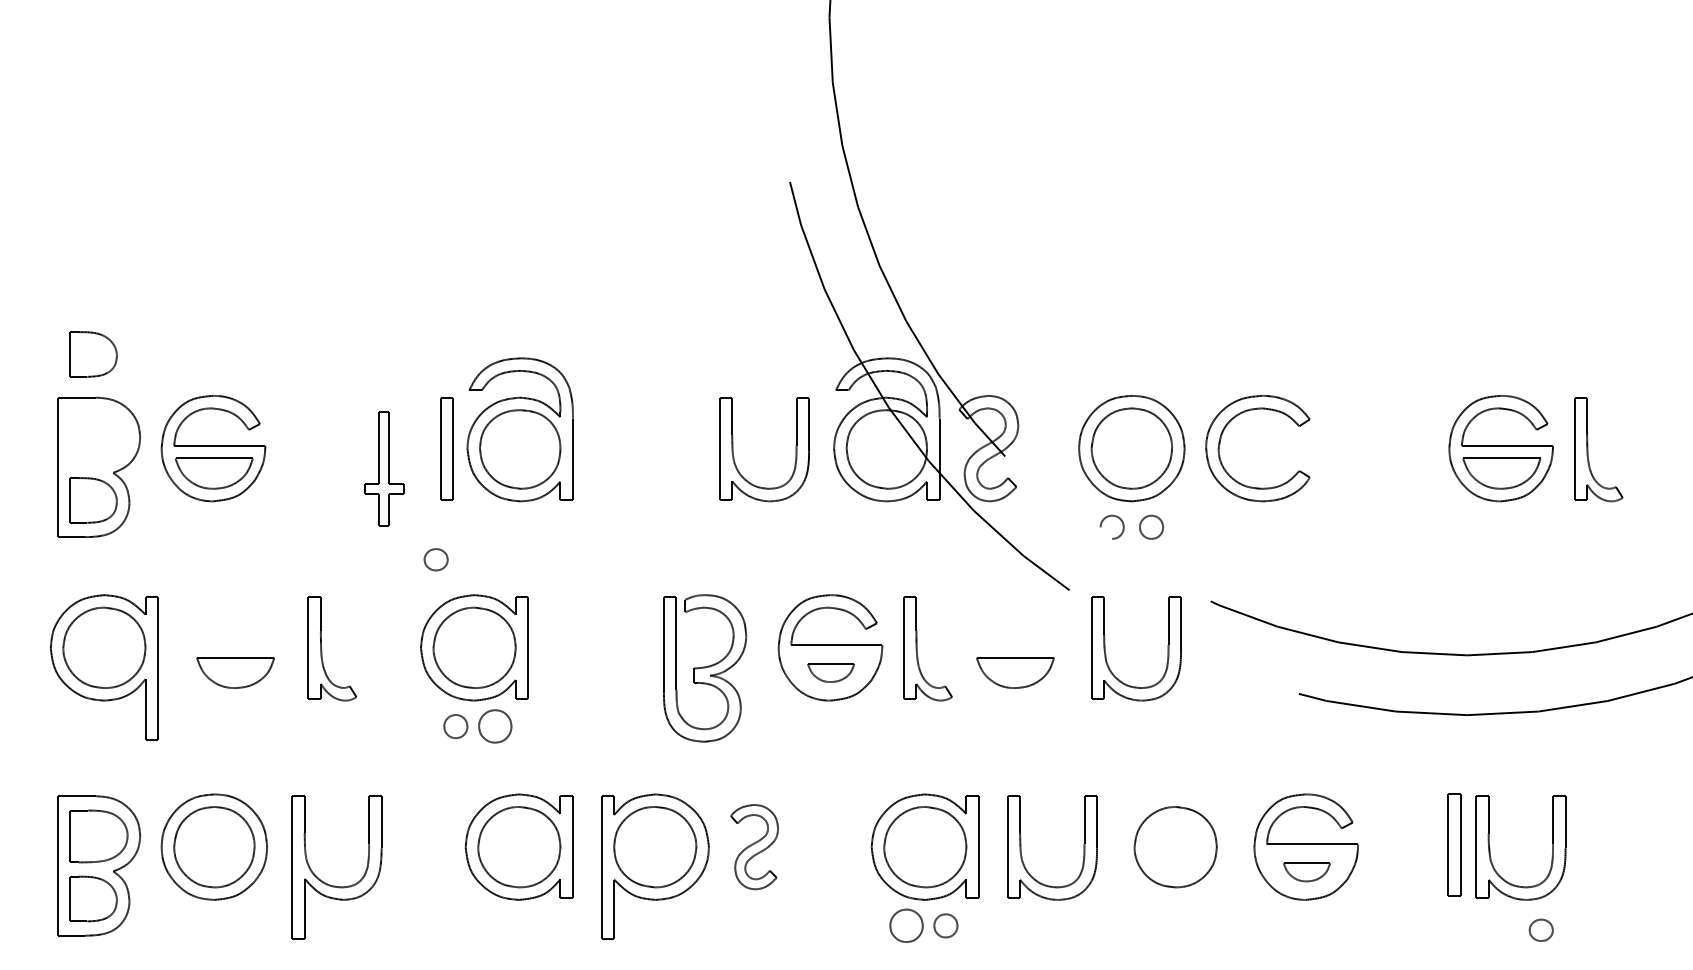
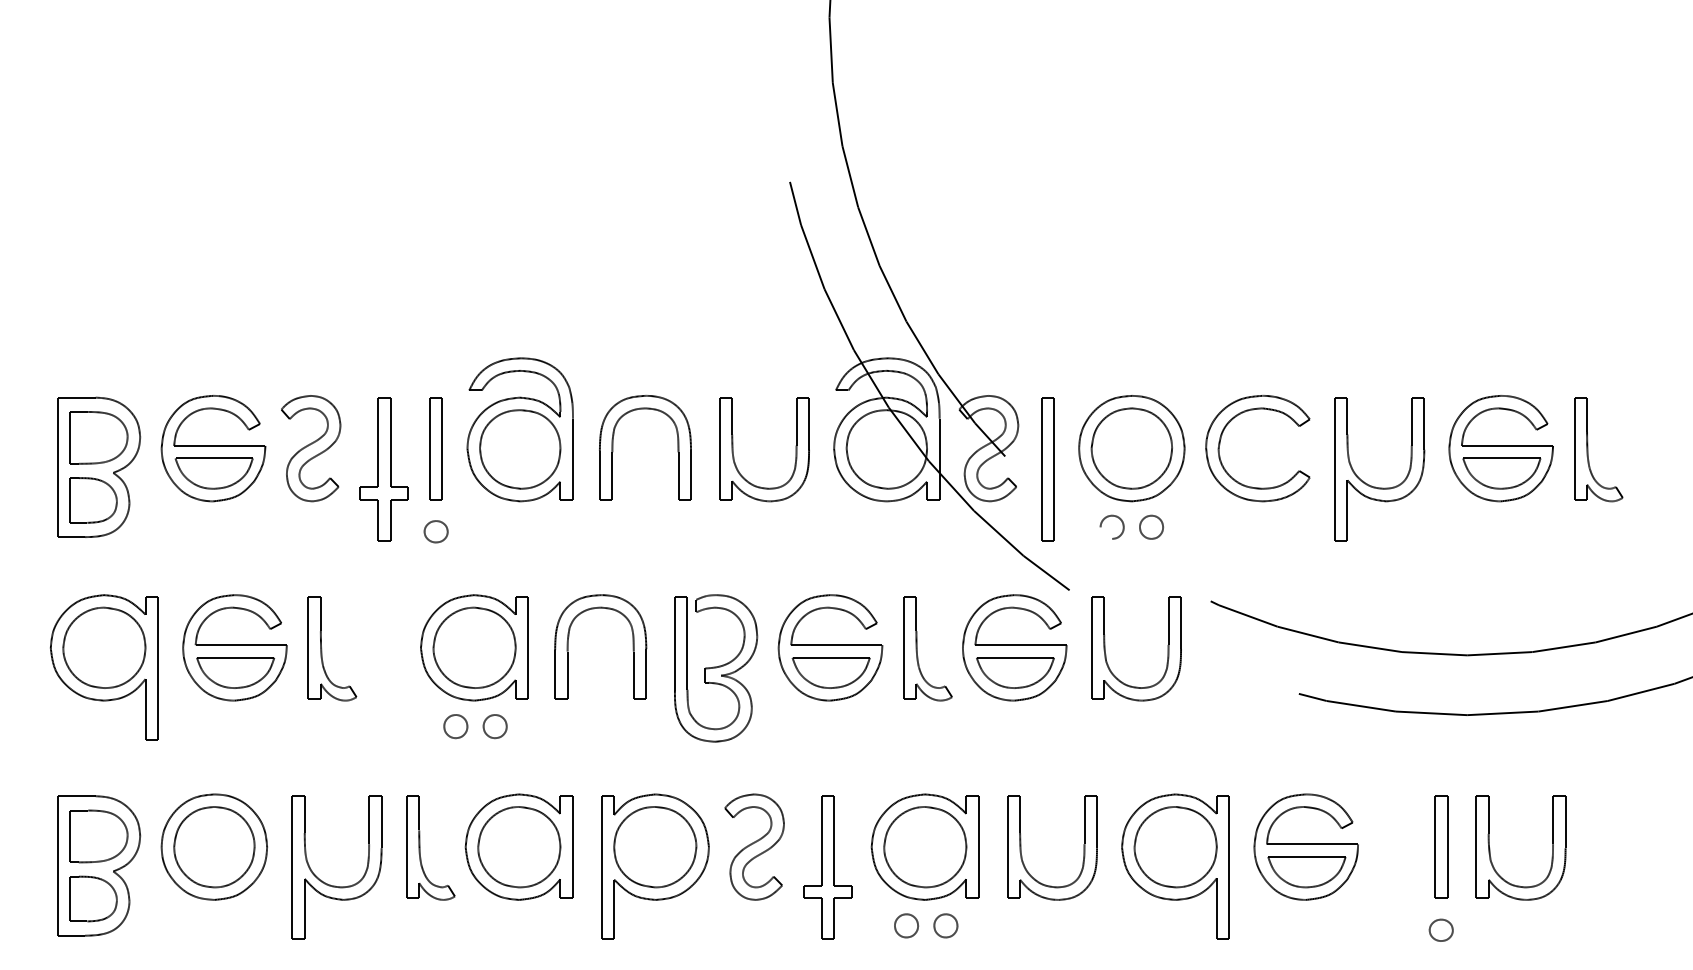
part: present -> none (93, 354)
part: none -> present (98, 437)
part: none -> present (613, 447)
part: none -> present (311, 448)
part position: (446, 448) -> (435, 448) (435, 448)
part size: 41x116 px -> 50x145 px (383, 469)
part: none -> present (1047, 469)
part: none -> present (1375, 486)
part position: (435, 559) -> (435, 531) (435, 531)
part: none -> present (568, 646)
part: none -> present (234, 647)
part: none -> present (1014, 647)
part position: (705, 668) -> (716, 668) (716, 668)
part size: 48x20 px -> 80x32 px (830, 672)
part size: 35x35 px -> 26x26 px (494, 726)
part position: (1454, 844) -> (1441, 846) (1441, 846)
part: none -> present (420, 847)
part size: 49x87 px -> 61x108 px (754, 846)
part: none -> present (1175, 866)
part: none -> present (827, 867)
part size: 48x21 px -> 80x33 px (1306, 872)
part size: 35x35 px -> 25x26 px (906, 925)
part position: (1540, 929) -> (1440, 929) (1440, 929)
